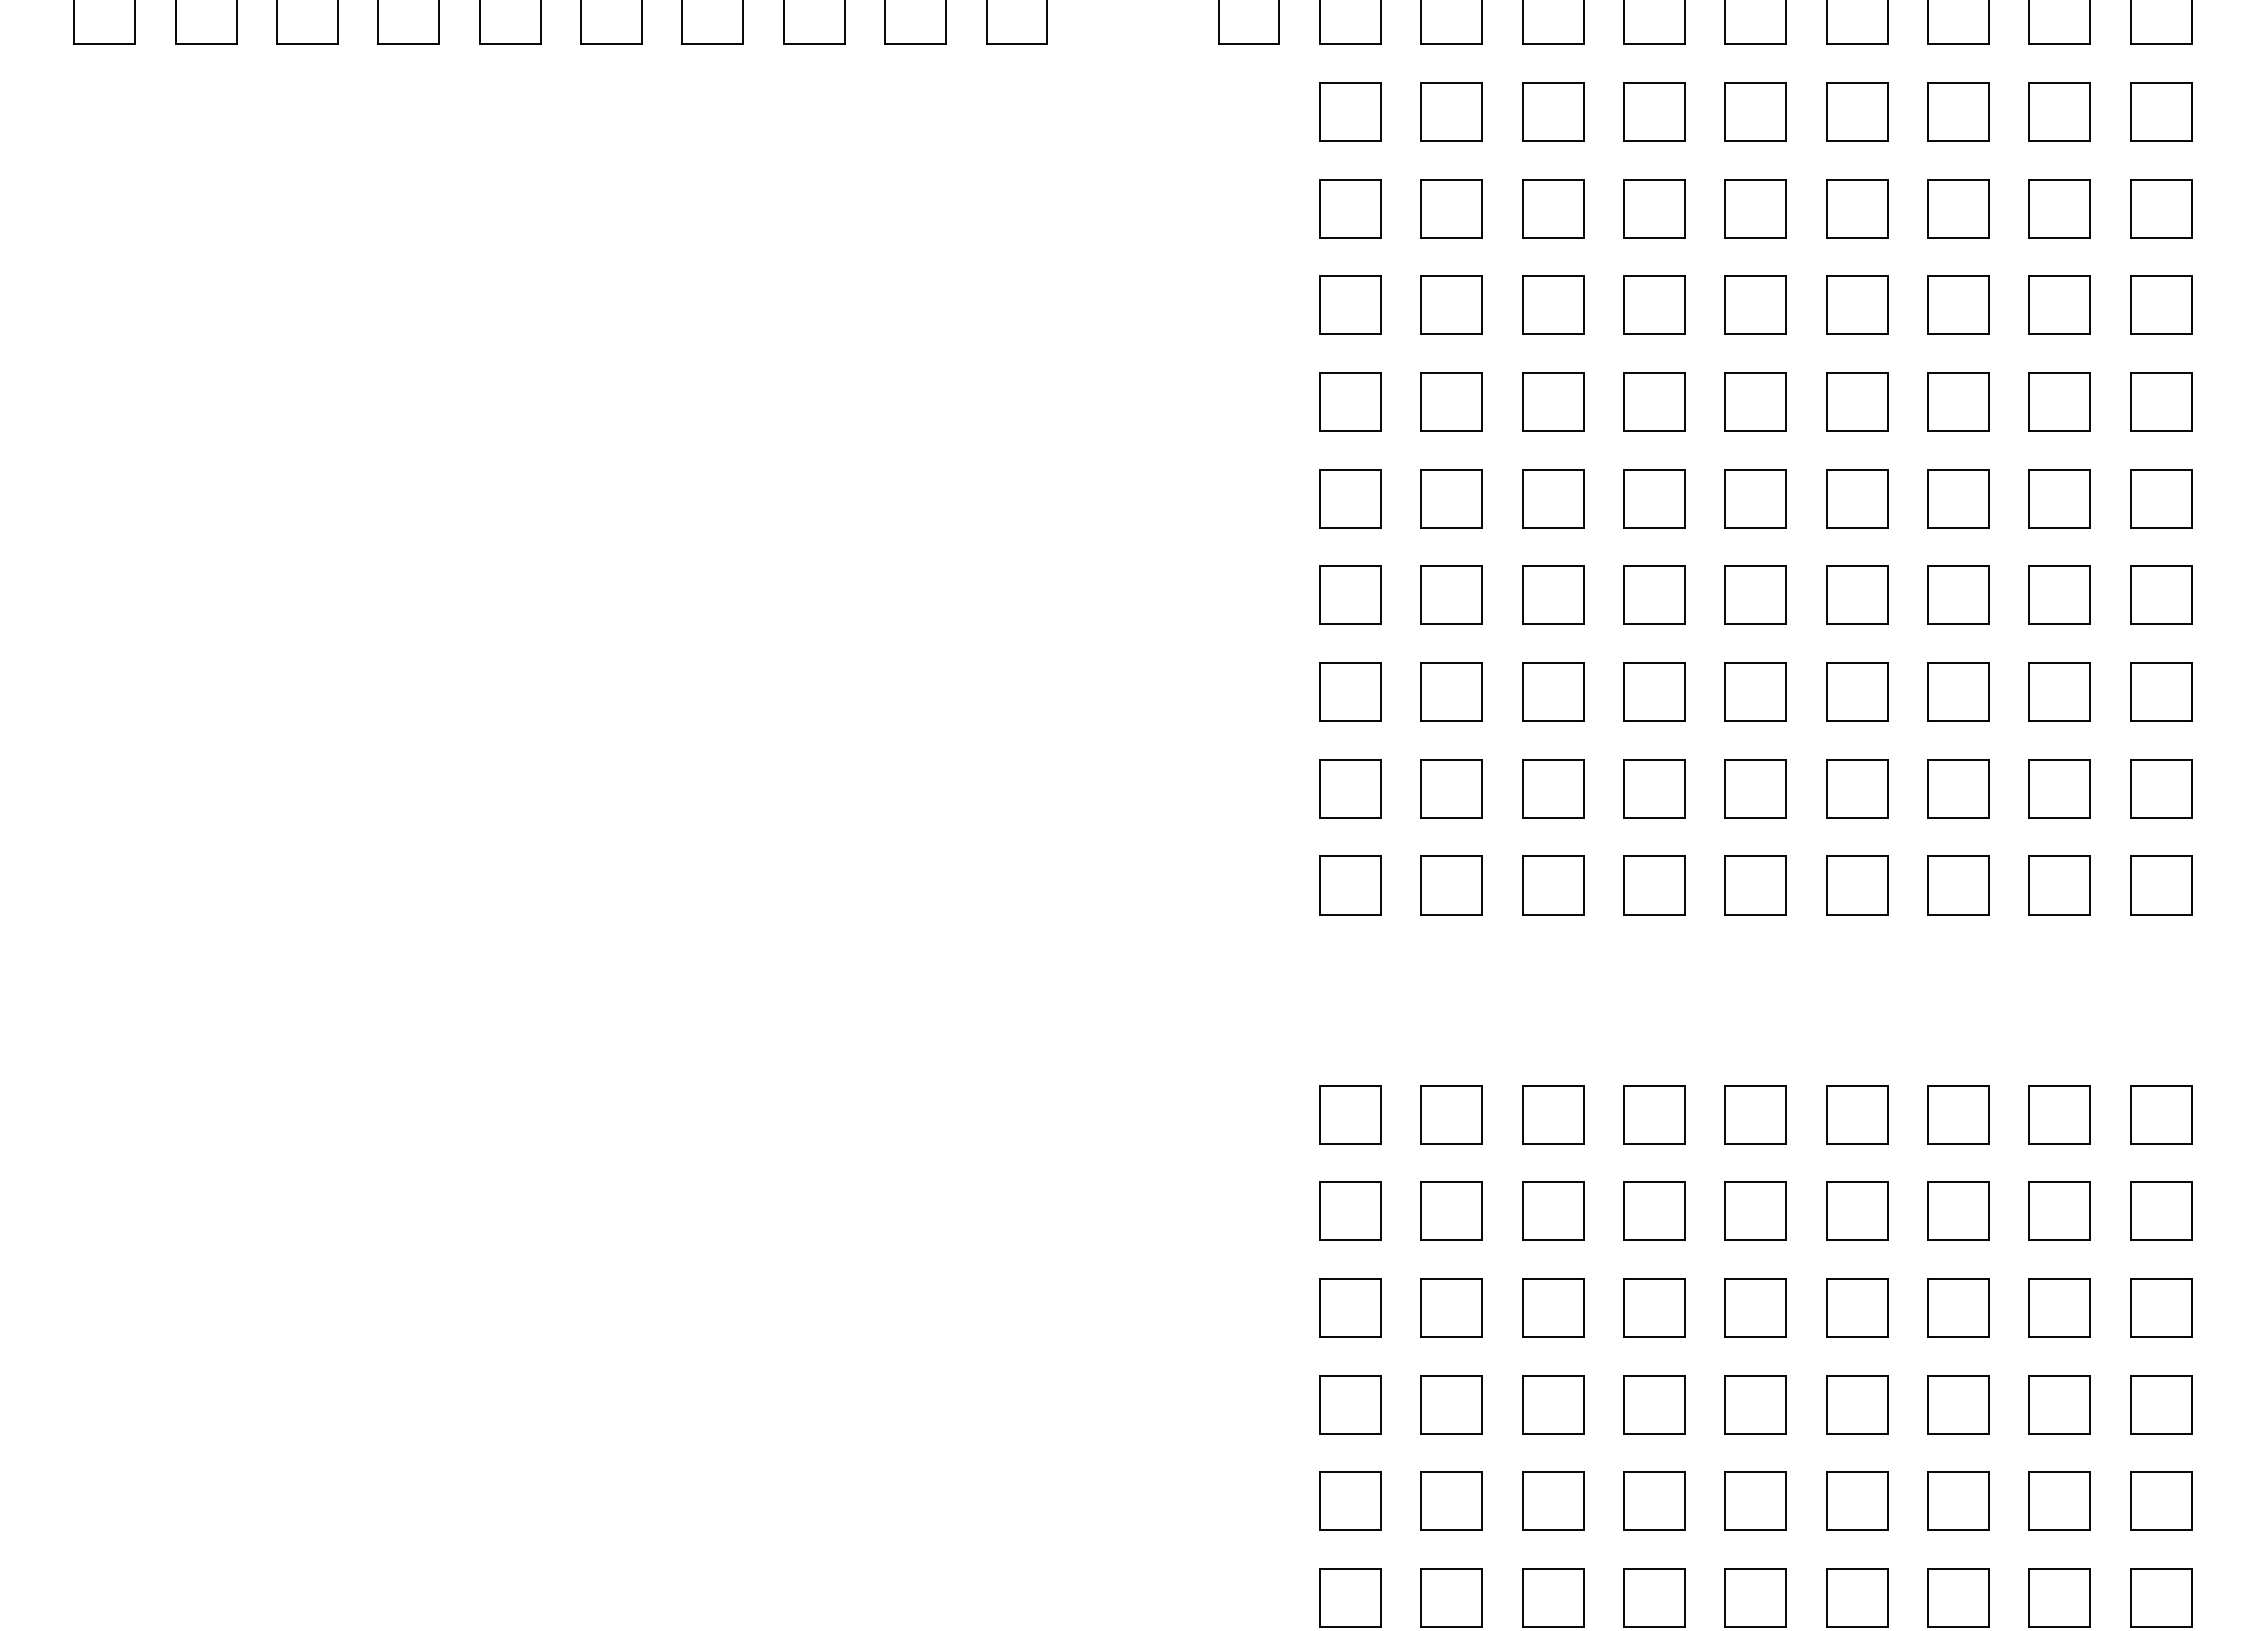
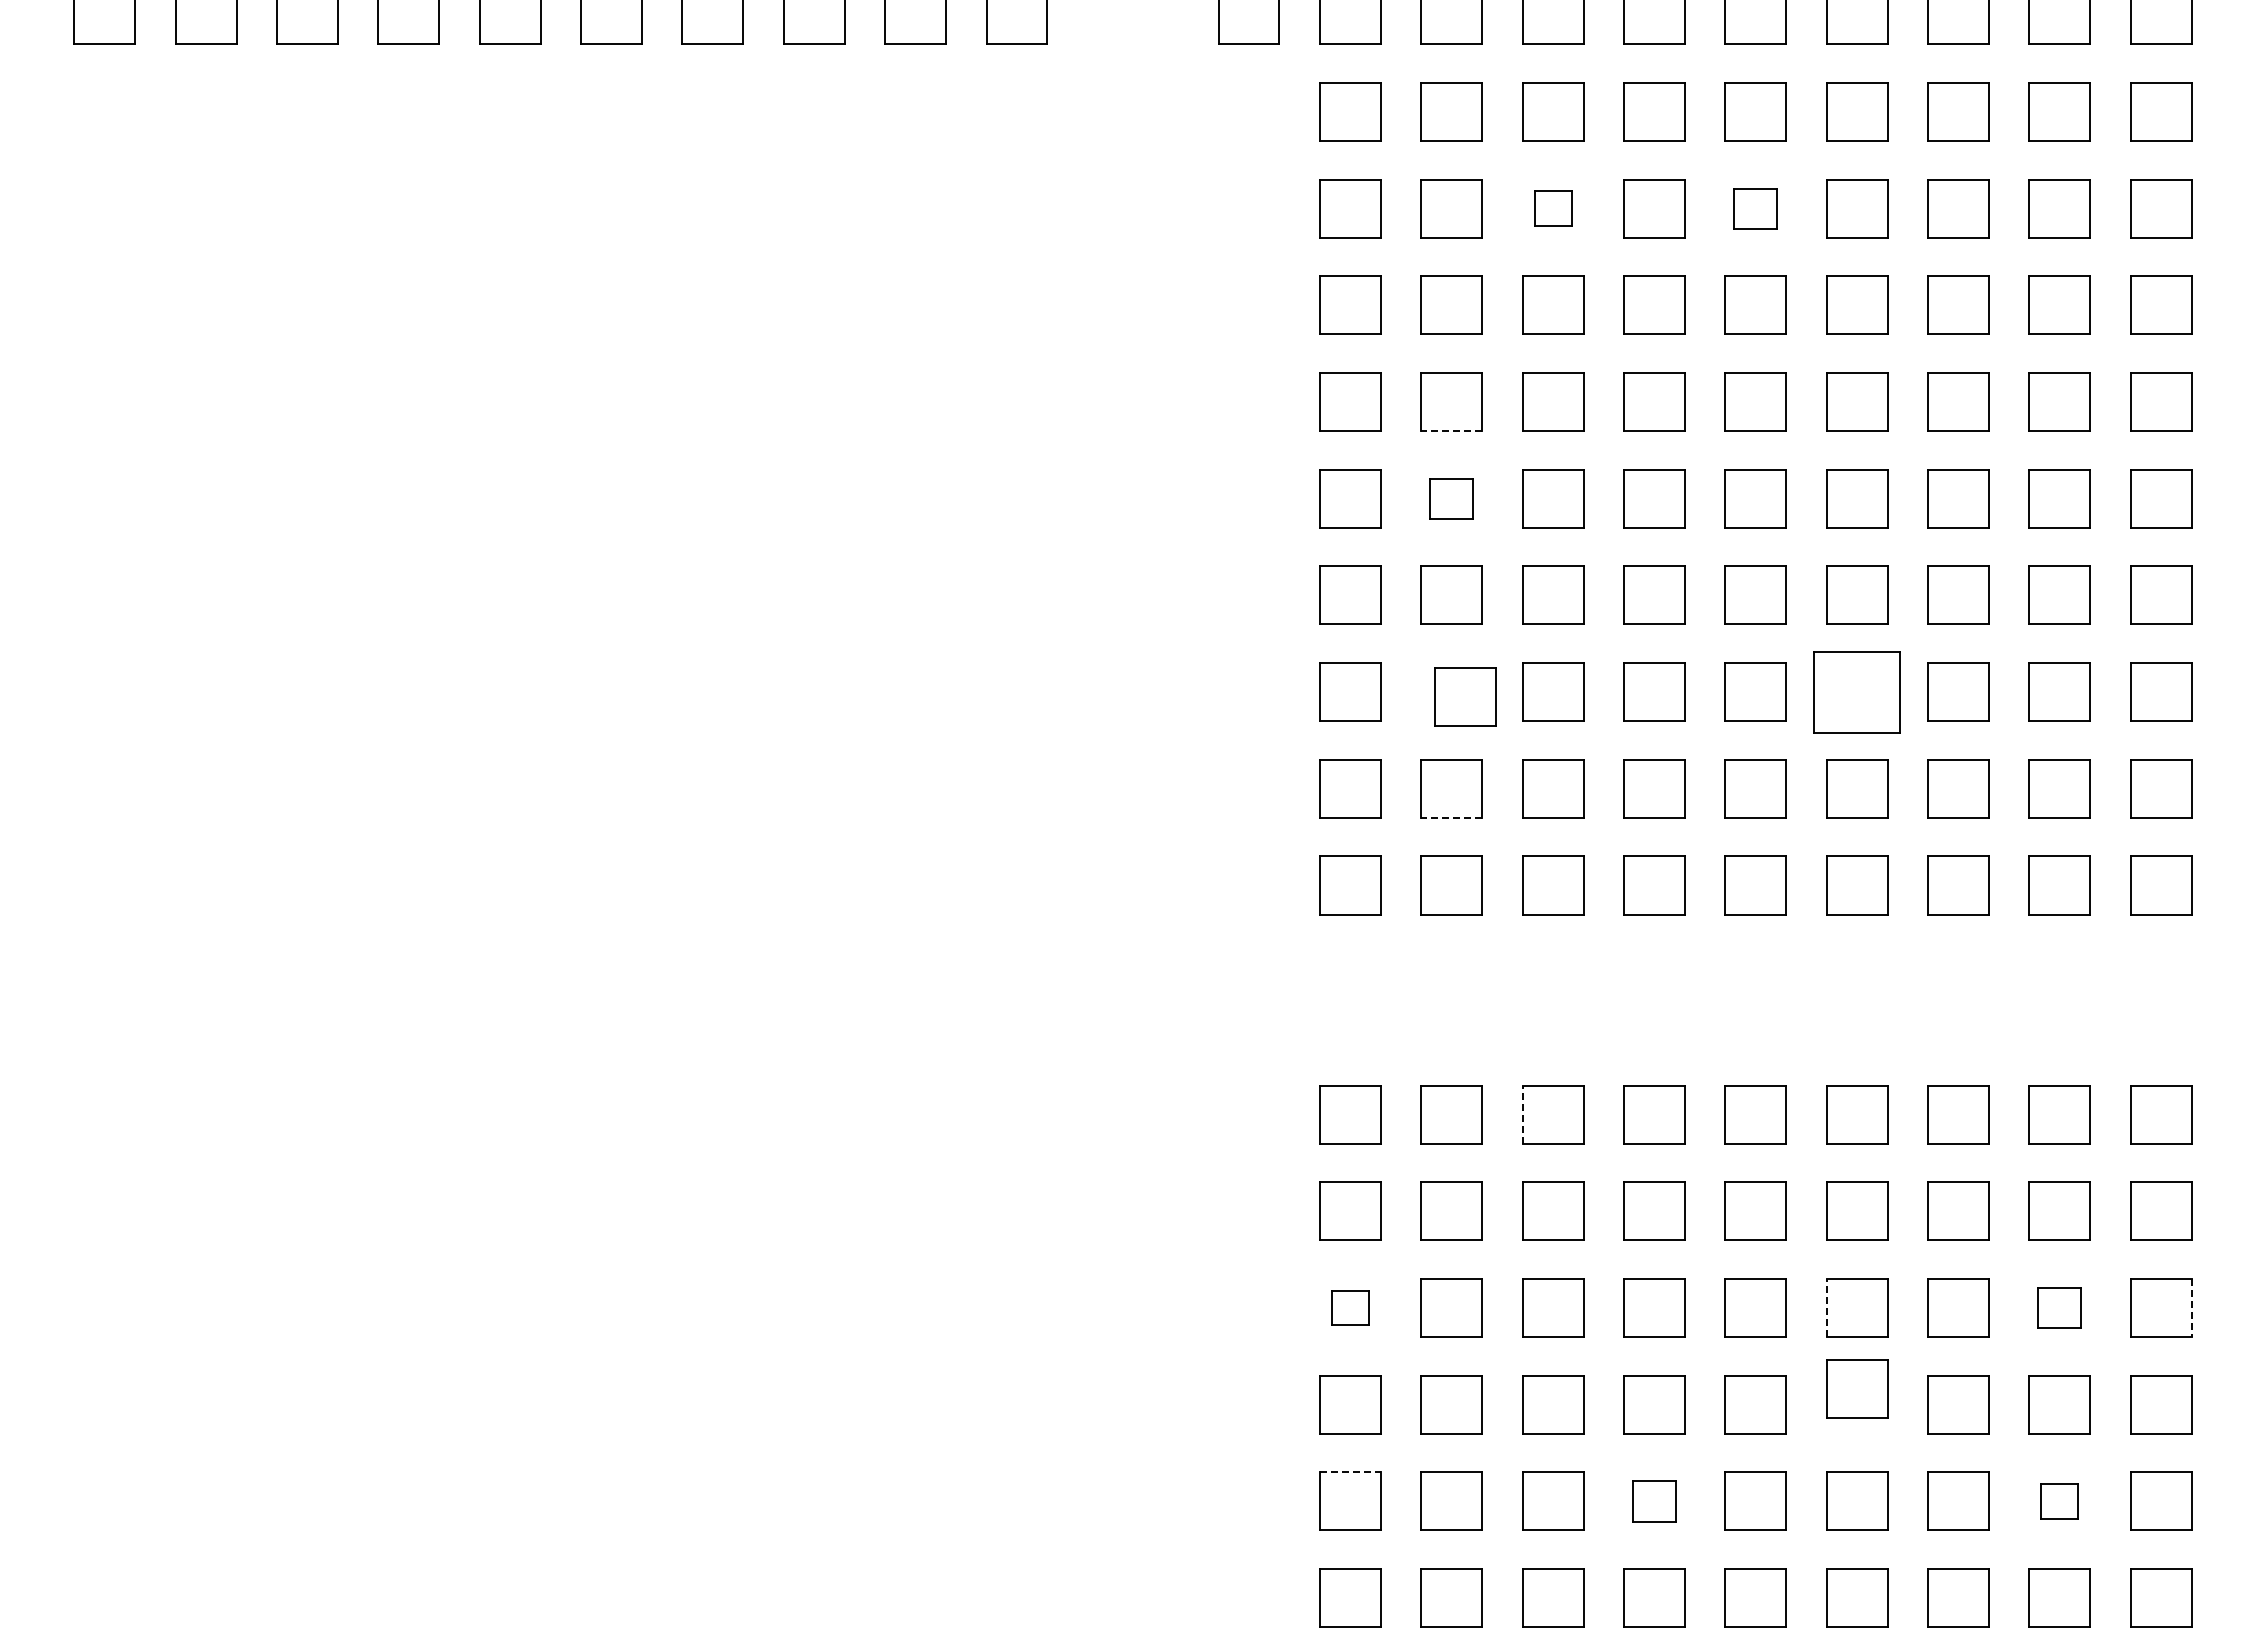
part size: 63x60 px -> 39x37 px (1553, 208)
part size: 63x60 px -> 45x42 px (1755, 208)
line: solid -> dashed (1451, 431)
part size: 63x60 px -> 45x42 px (1451, 498)
part position: (1451, 691) -> (1465, 696) (1465, 696)
part size: 63x60 px -> 88x83 px (1856, 692)
line: solid -> dashed (1451, 817)
line: solid -> dashed (1522, 1114)
part size: 63x60 px -> 39x36 px (1350, 1307)
line: solid -> dashed (1826, 1307)
part size: 63x60 px -> 45x42 px (2059, 1307)
line: solid -> dashed (2191, 1308)
part position: (1857, 1404) -> (1857, 1388) (1857, 1388)
line: solid -> dashed (1350, 1472)
part size: 63x60 px -> 45x43 px (1654, 1501)
part size: 63x60 px -> 39x37 px (2059, 1501)
